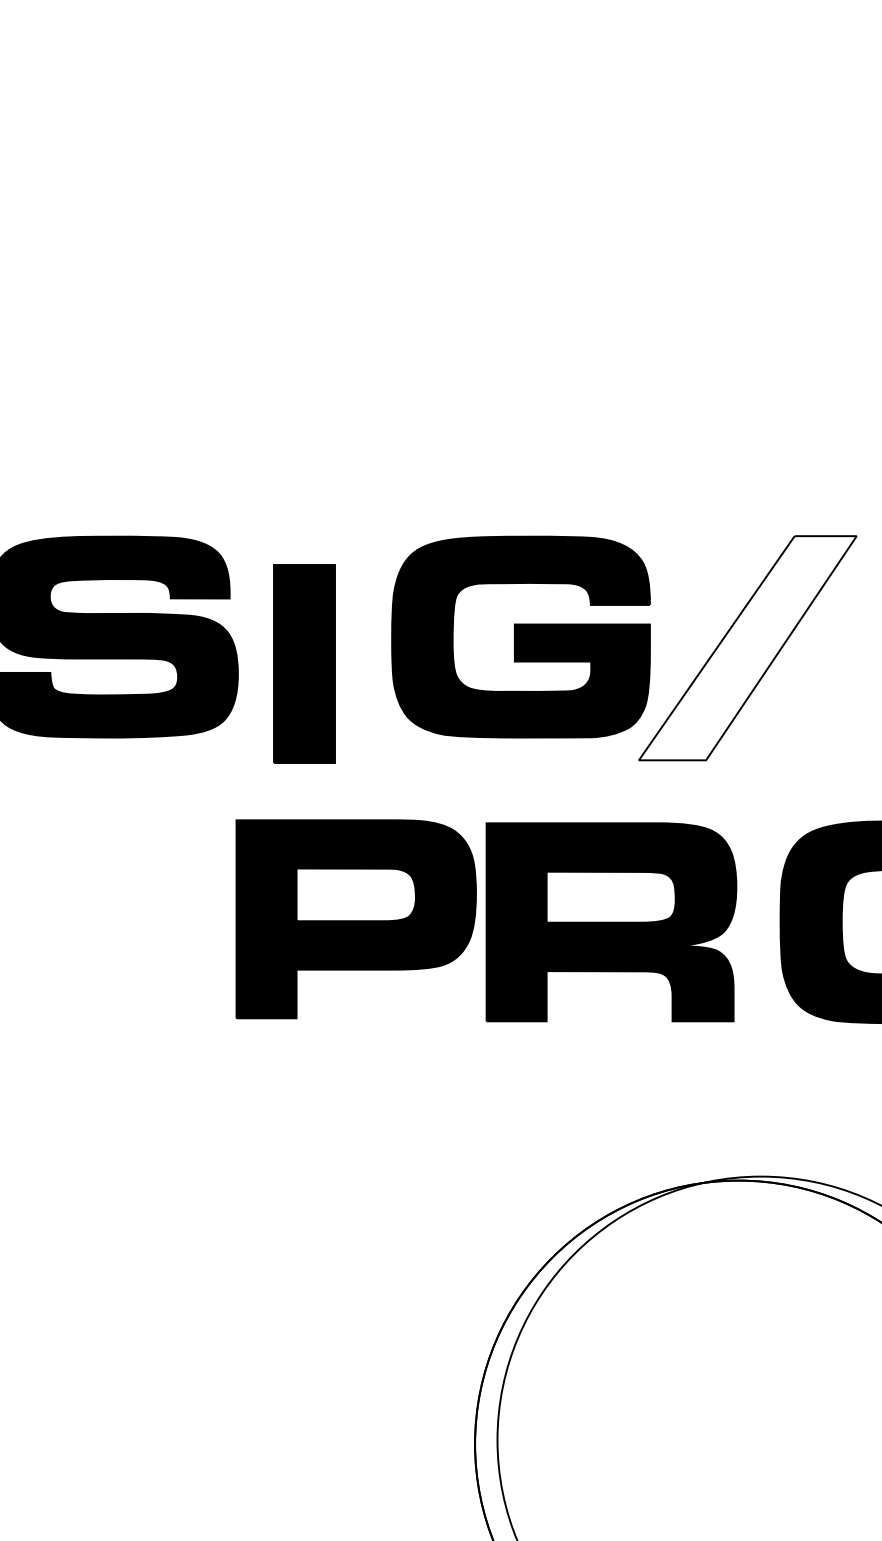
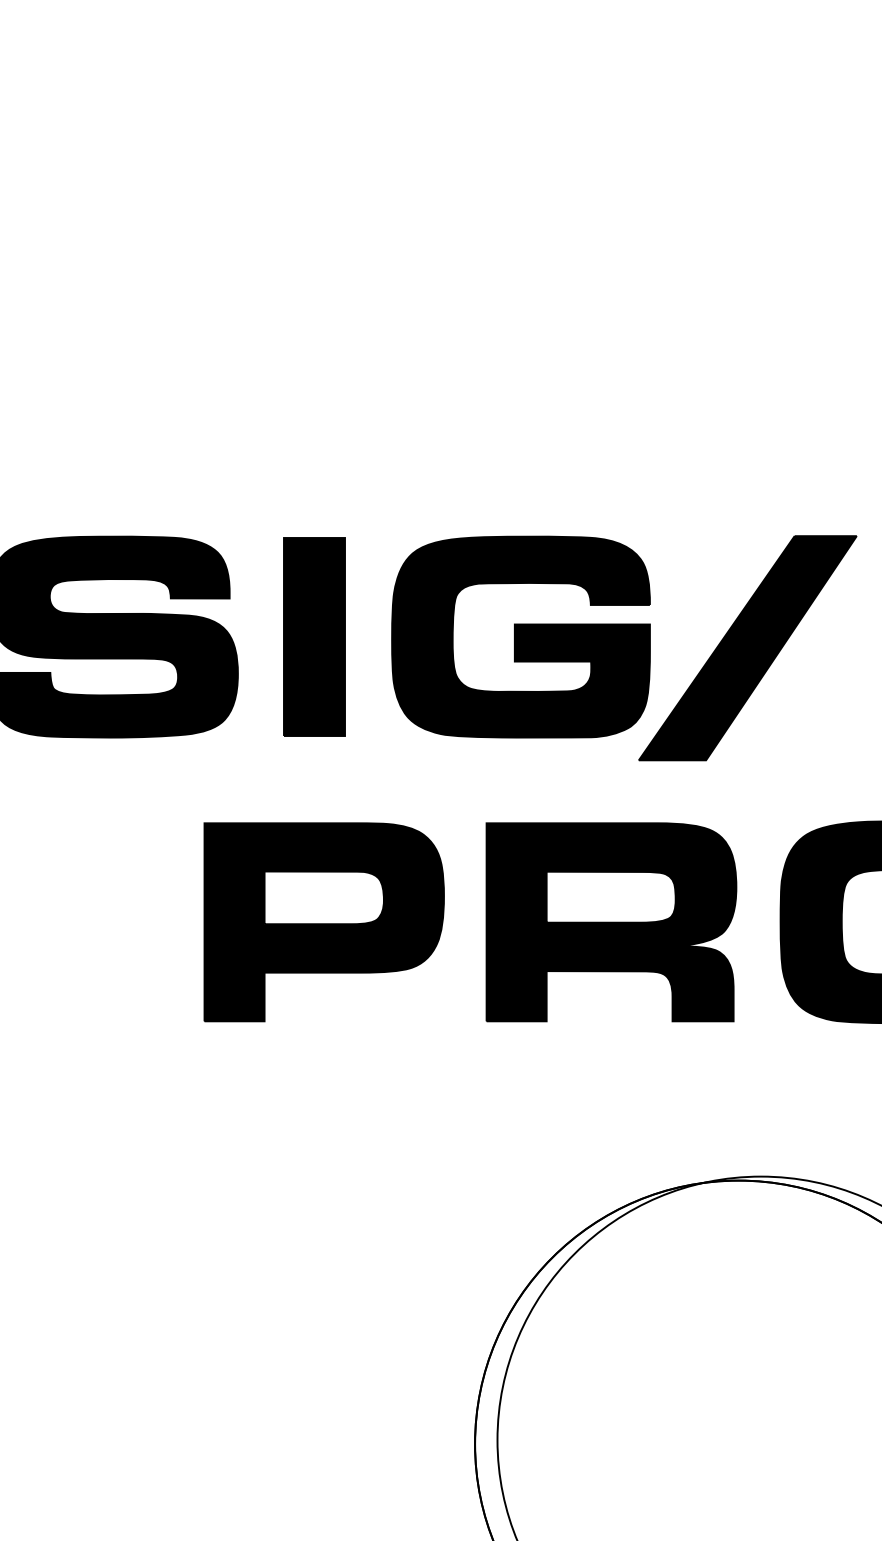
fill: none -> present (747, 648)
part position: (304, 663) -> (314, 636) (314, 636)
part position: (355, 919) -> (323, 922) (323, 922)
